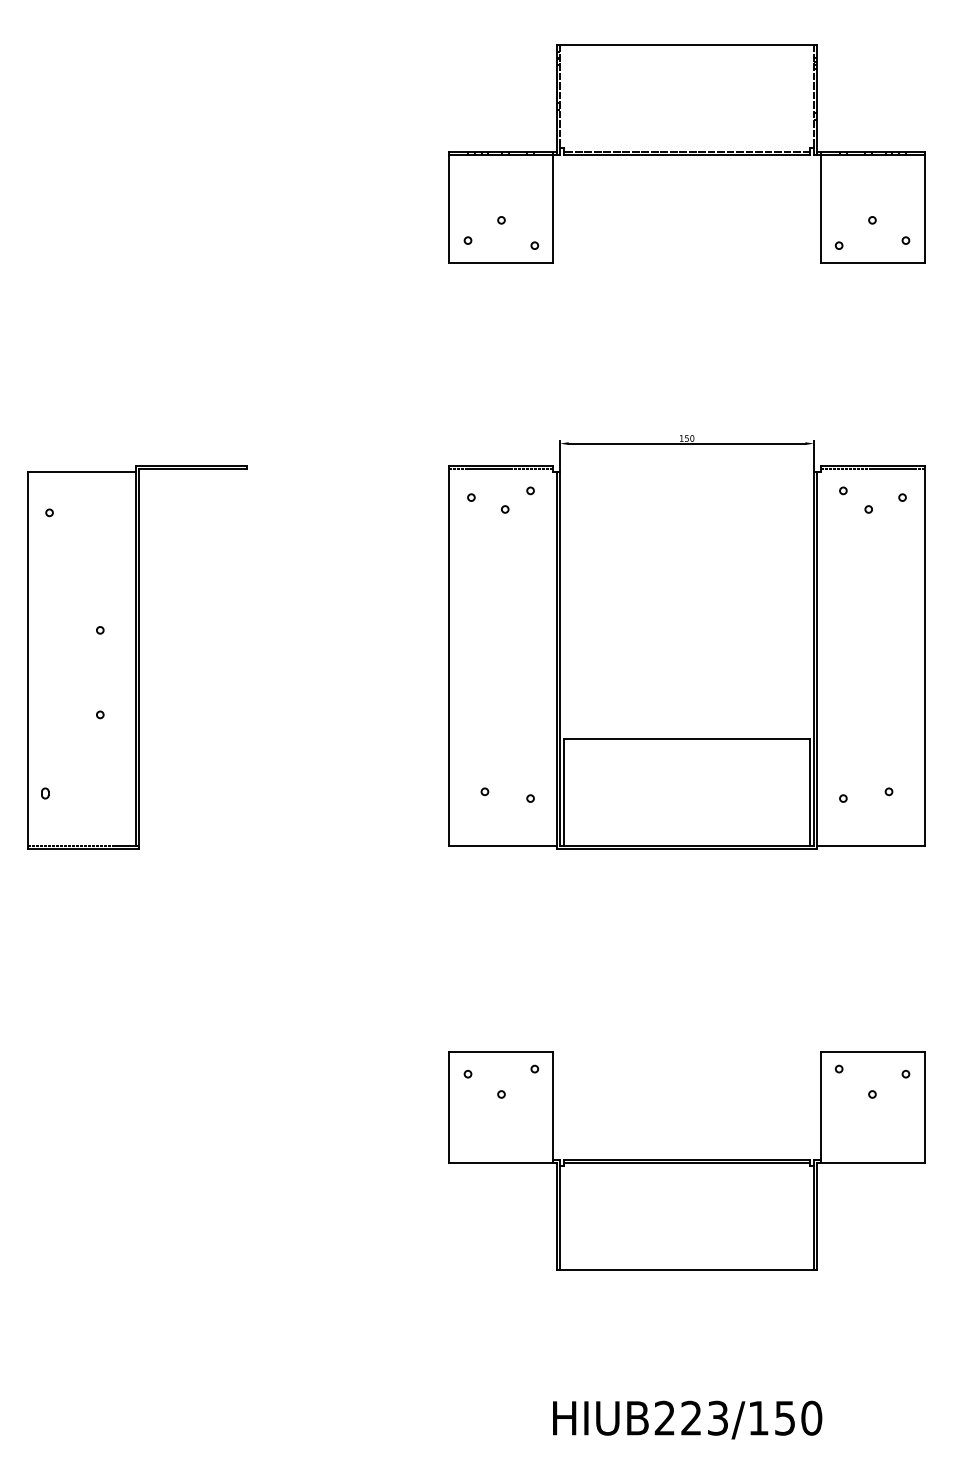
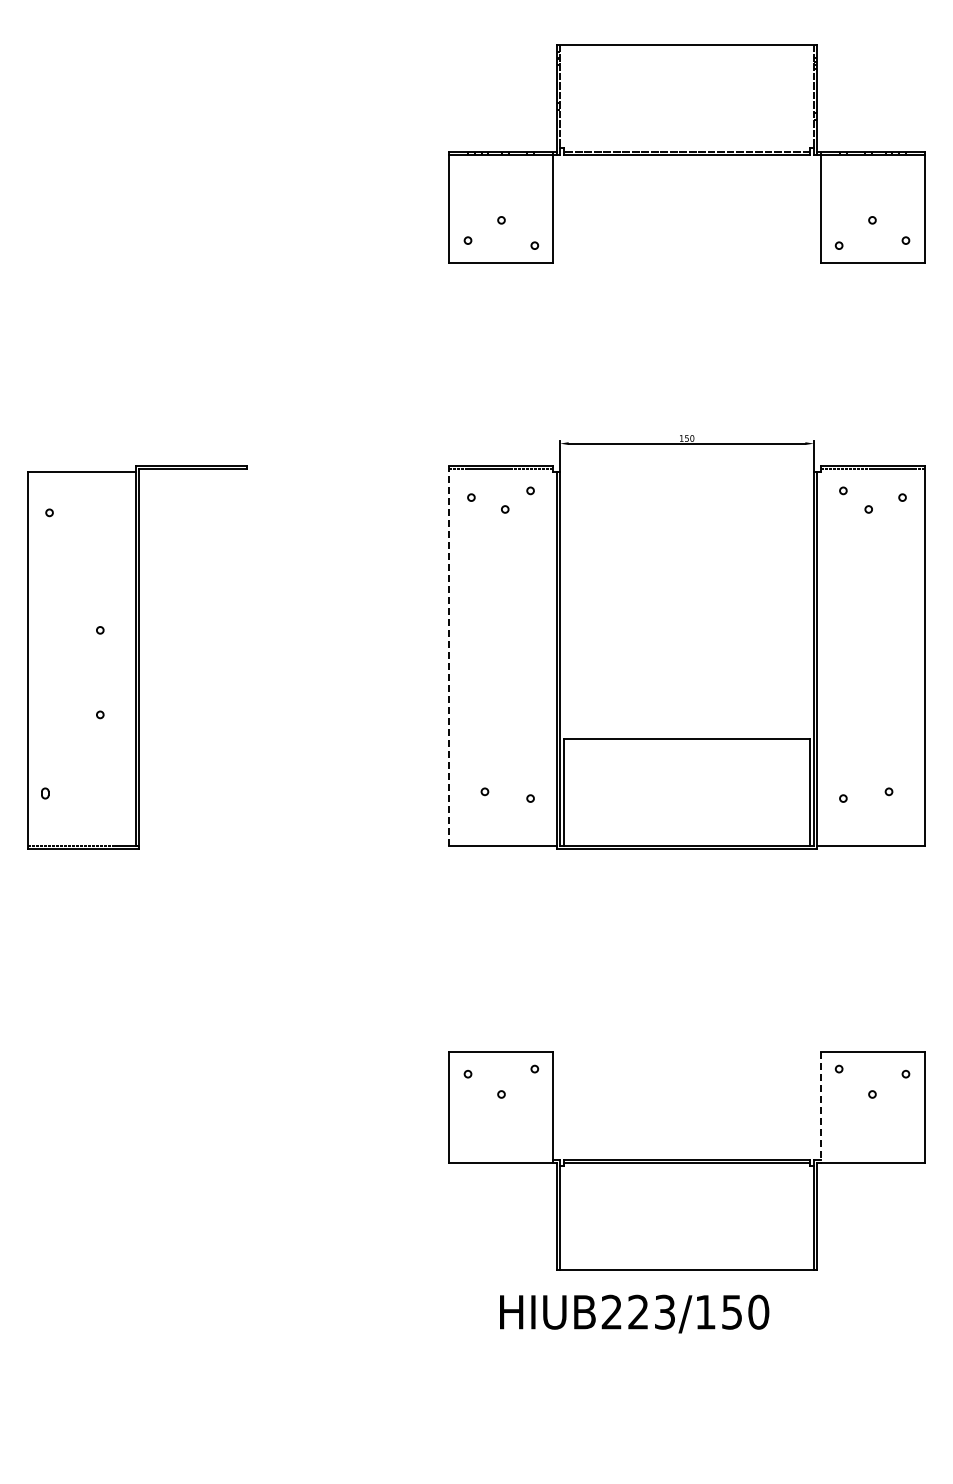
line: solid -> dashed (449, 655)
line: solid -> dashed (820, 1108)
text position: (687, 1419) -> (634, 1313) (634, 1313)
